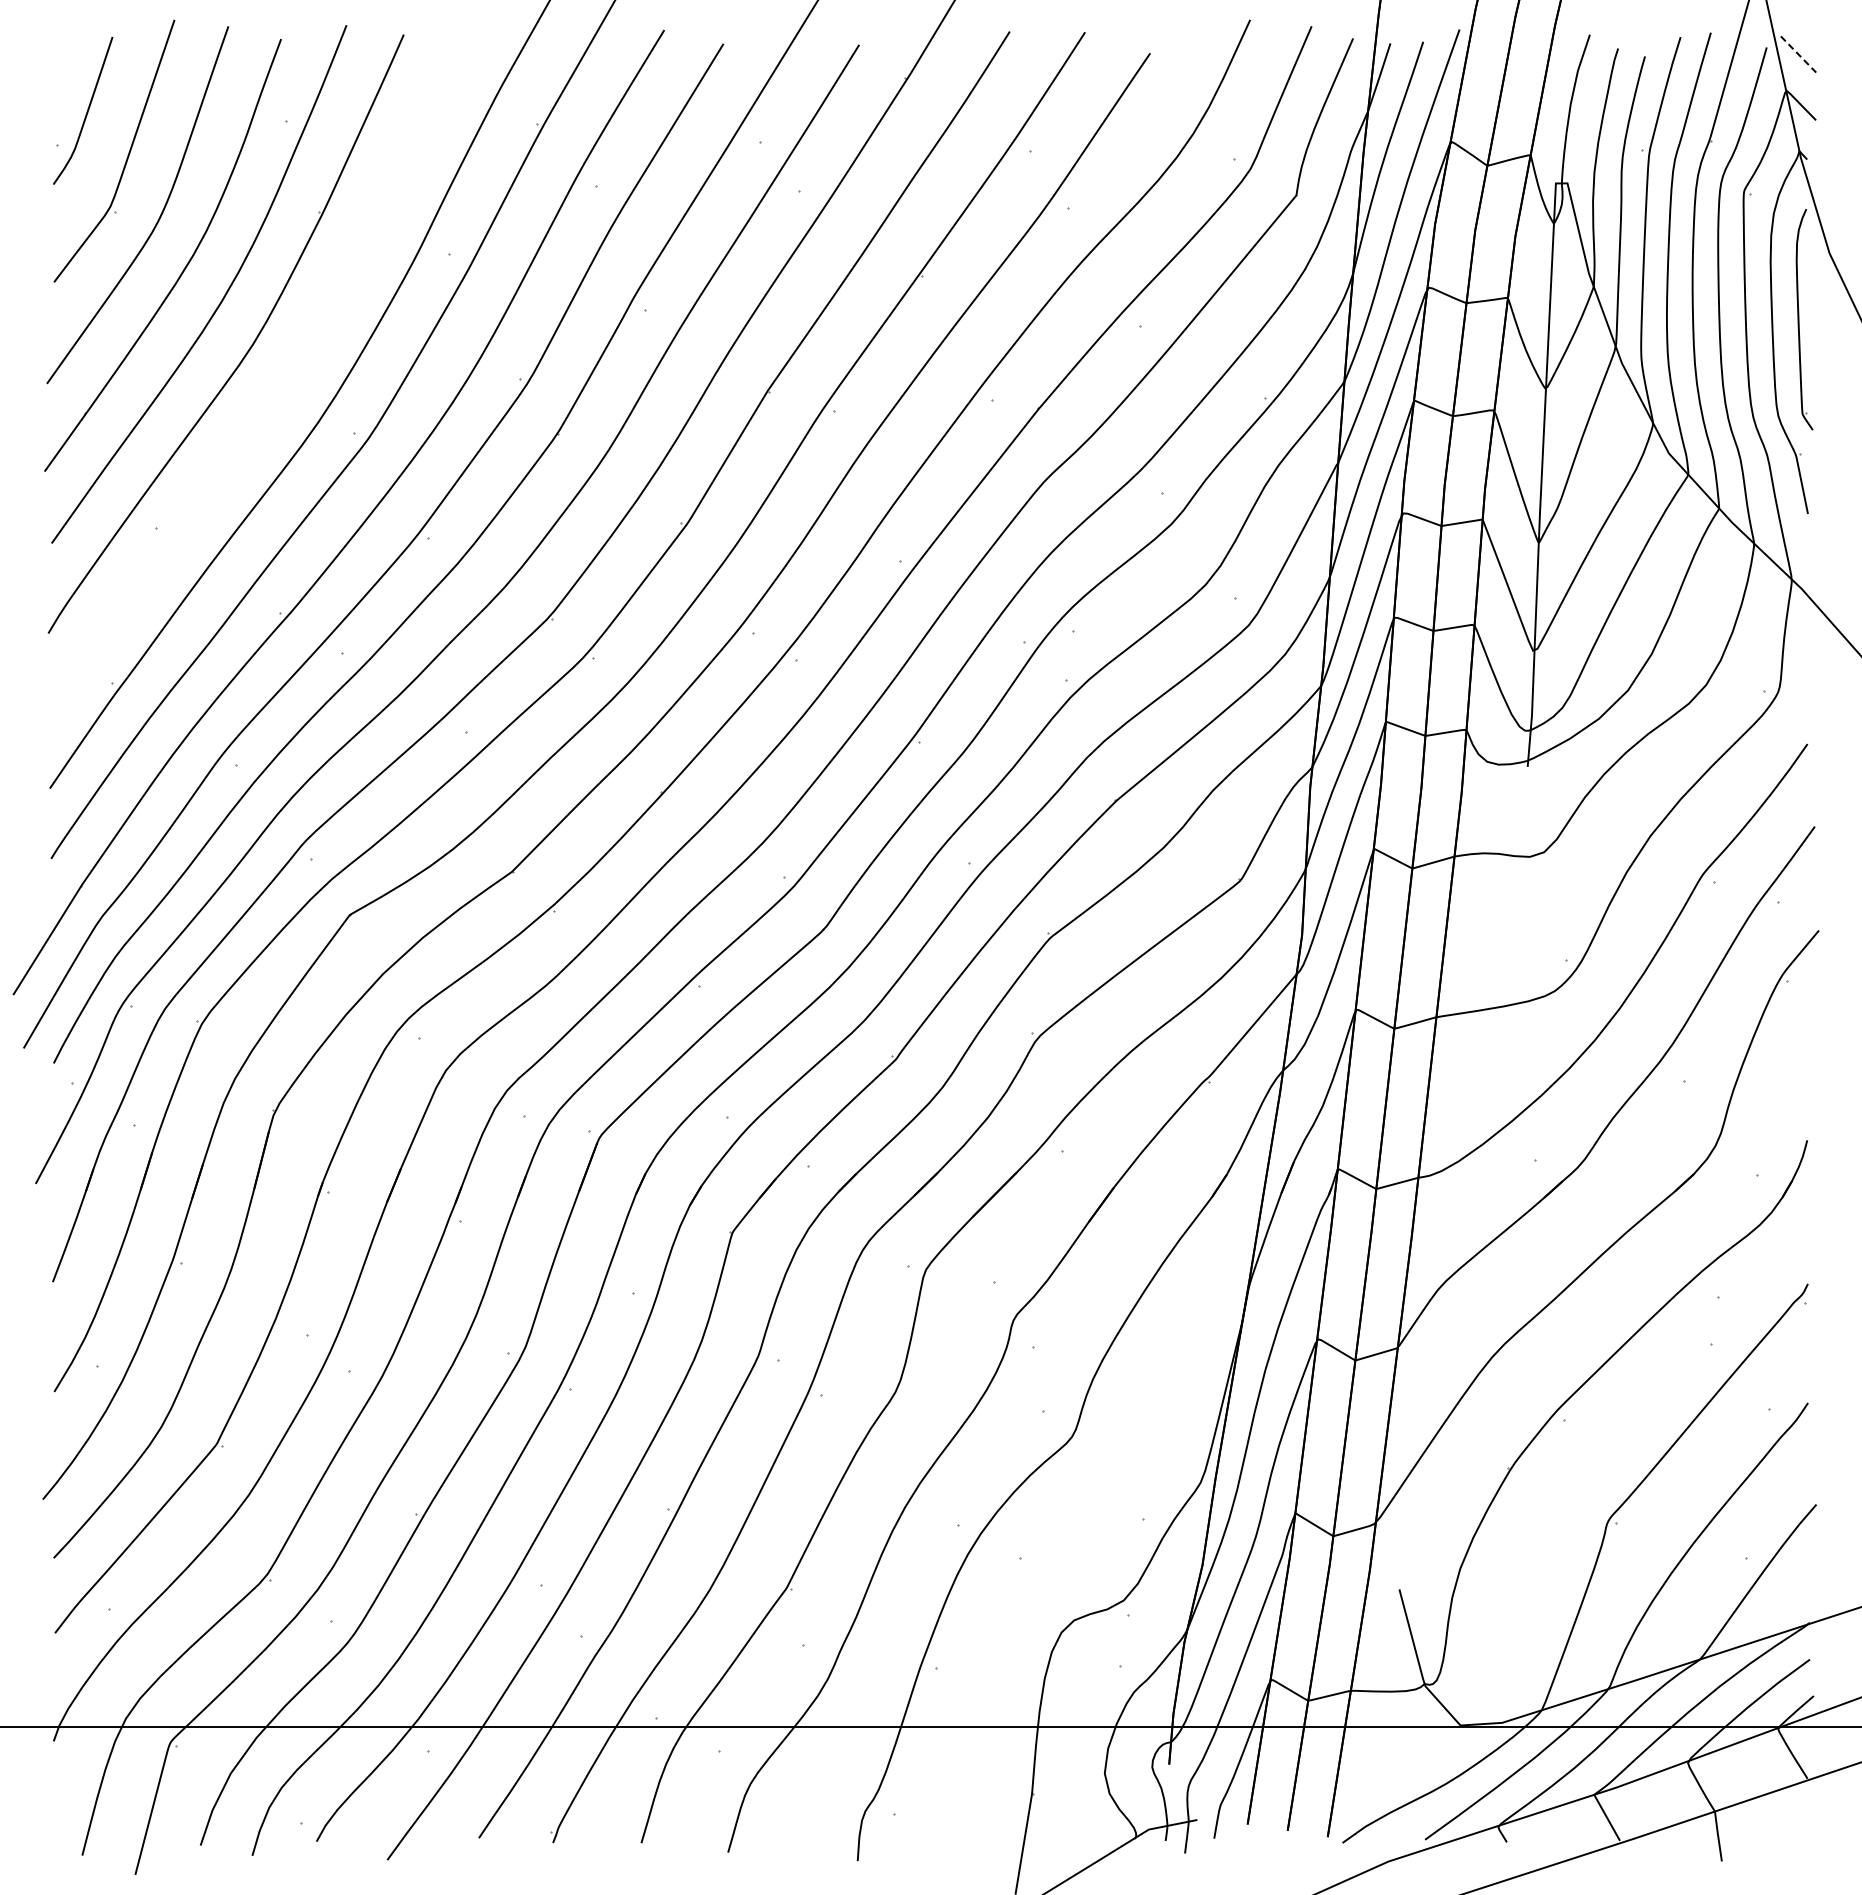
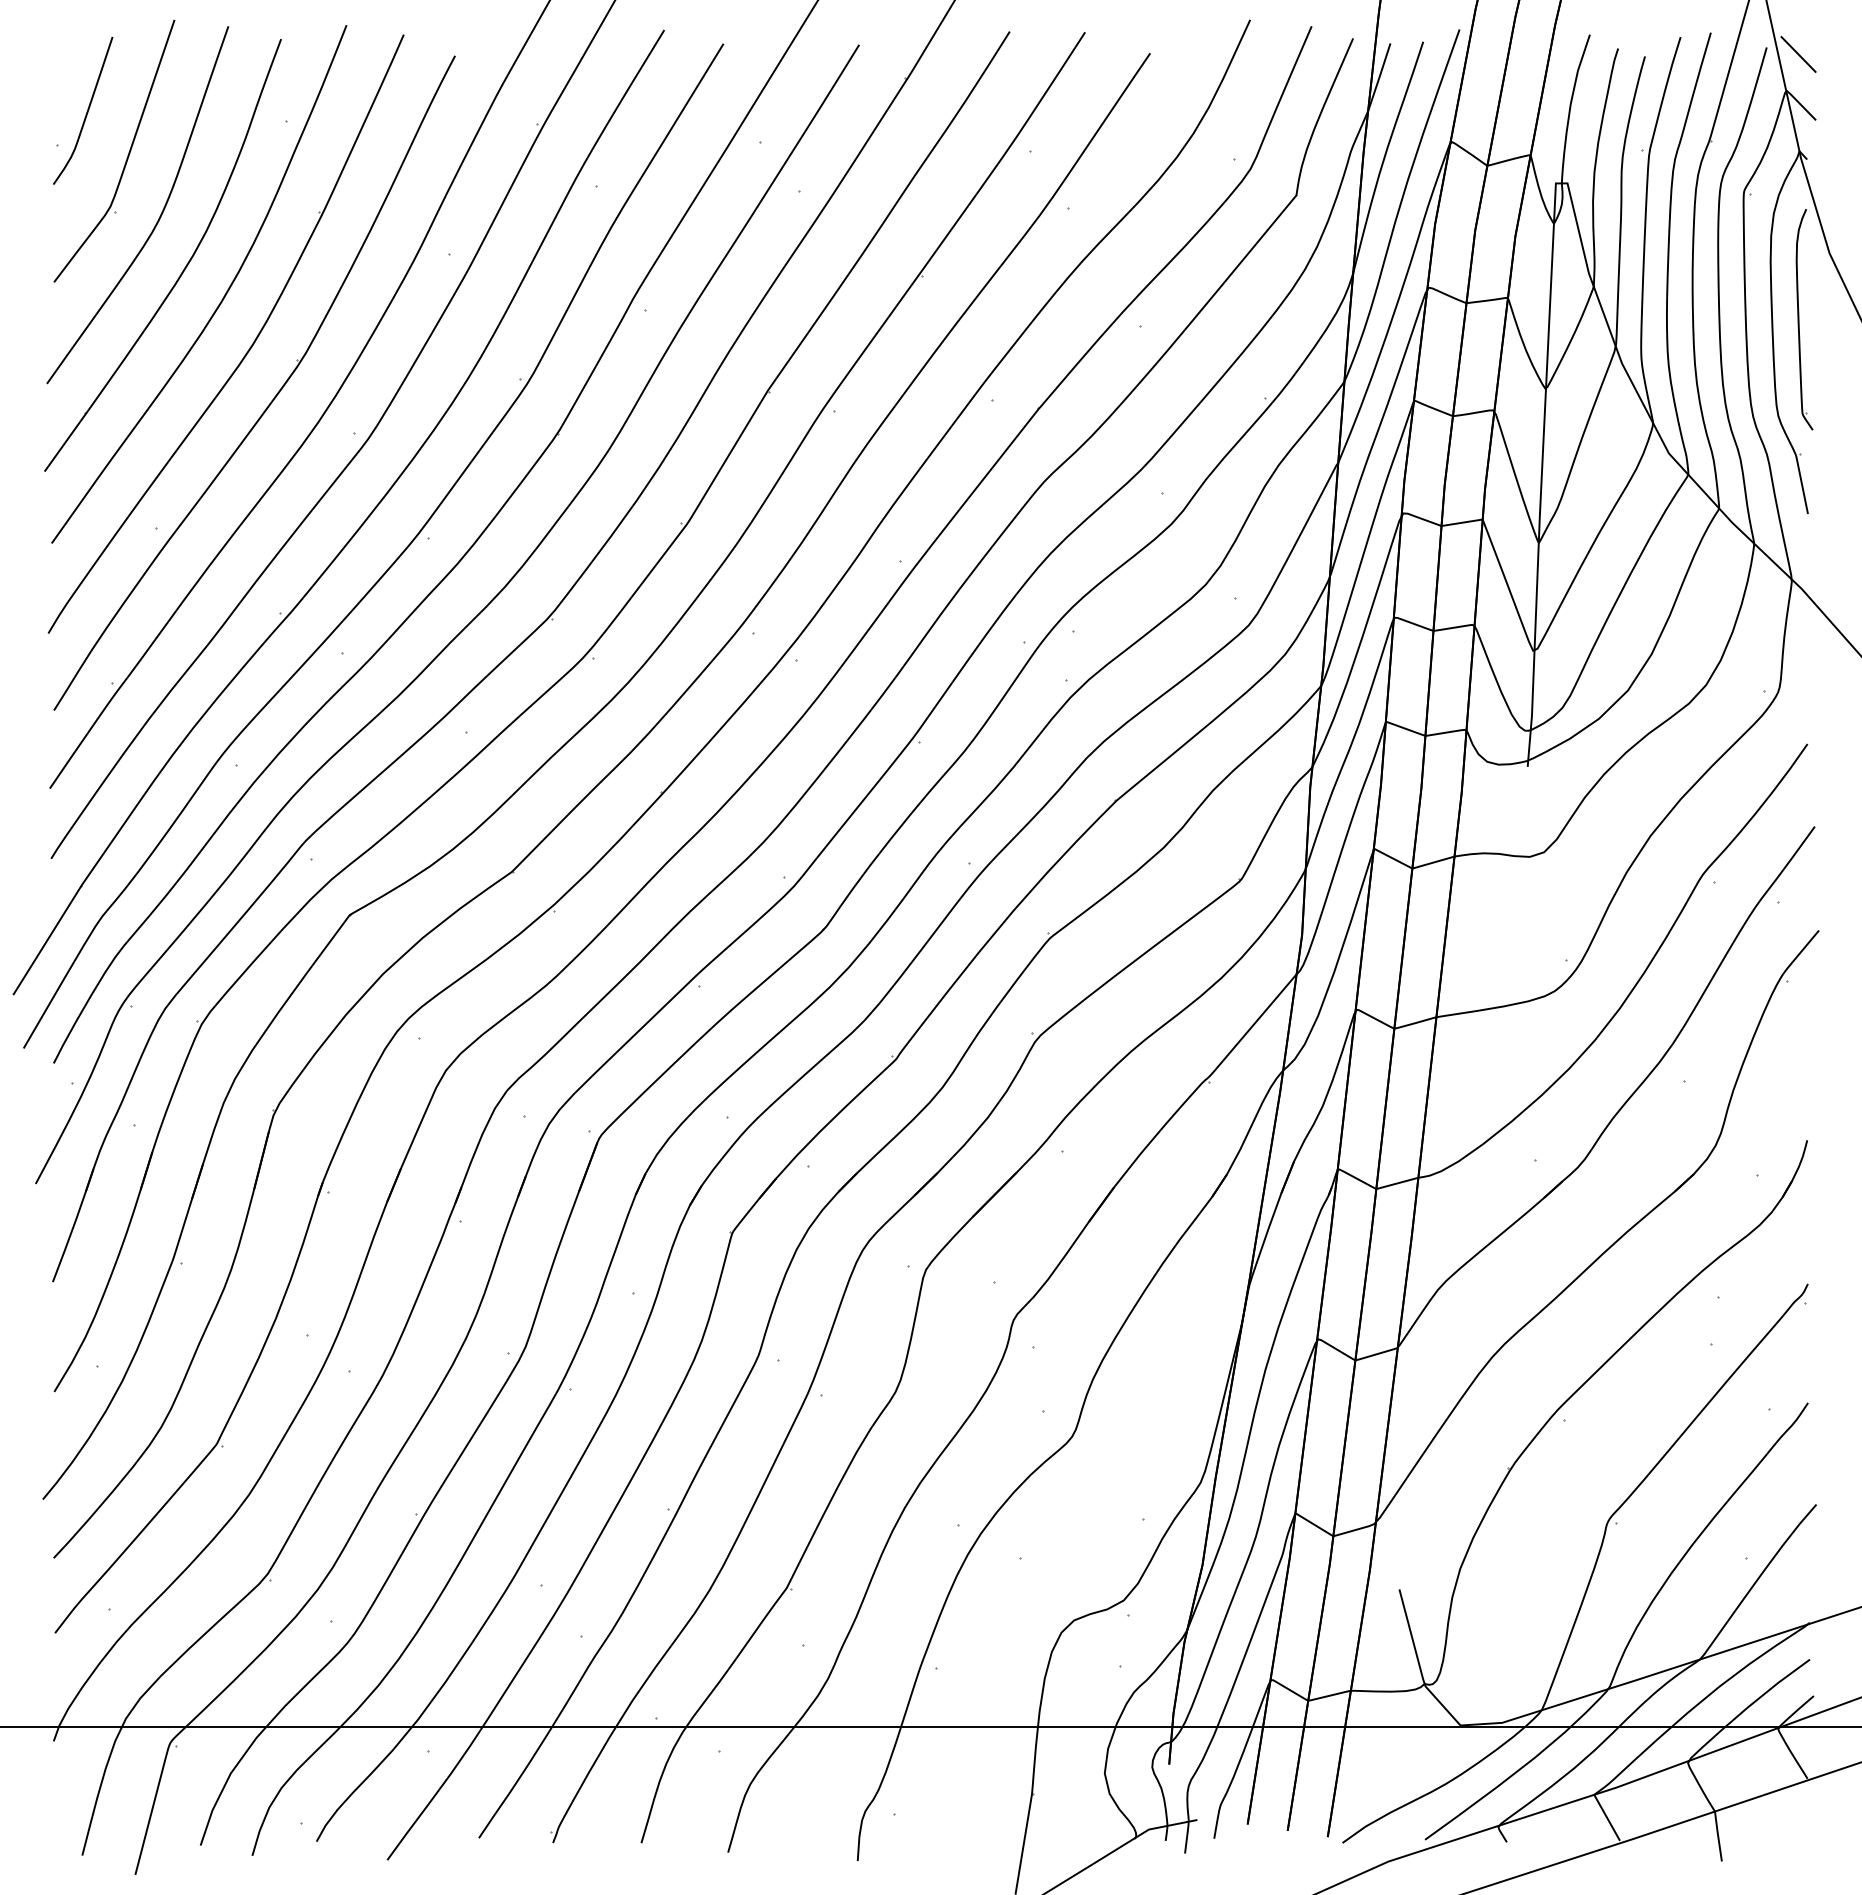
line: dashed -> solid (1798, 54)
part: none -> present (273, 397)
